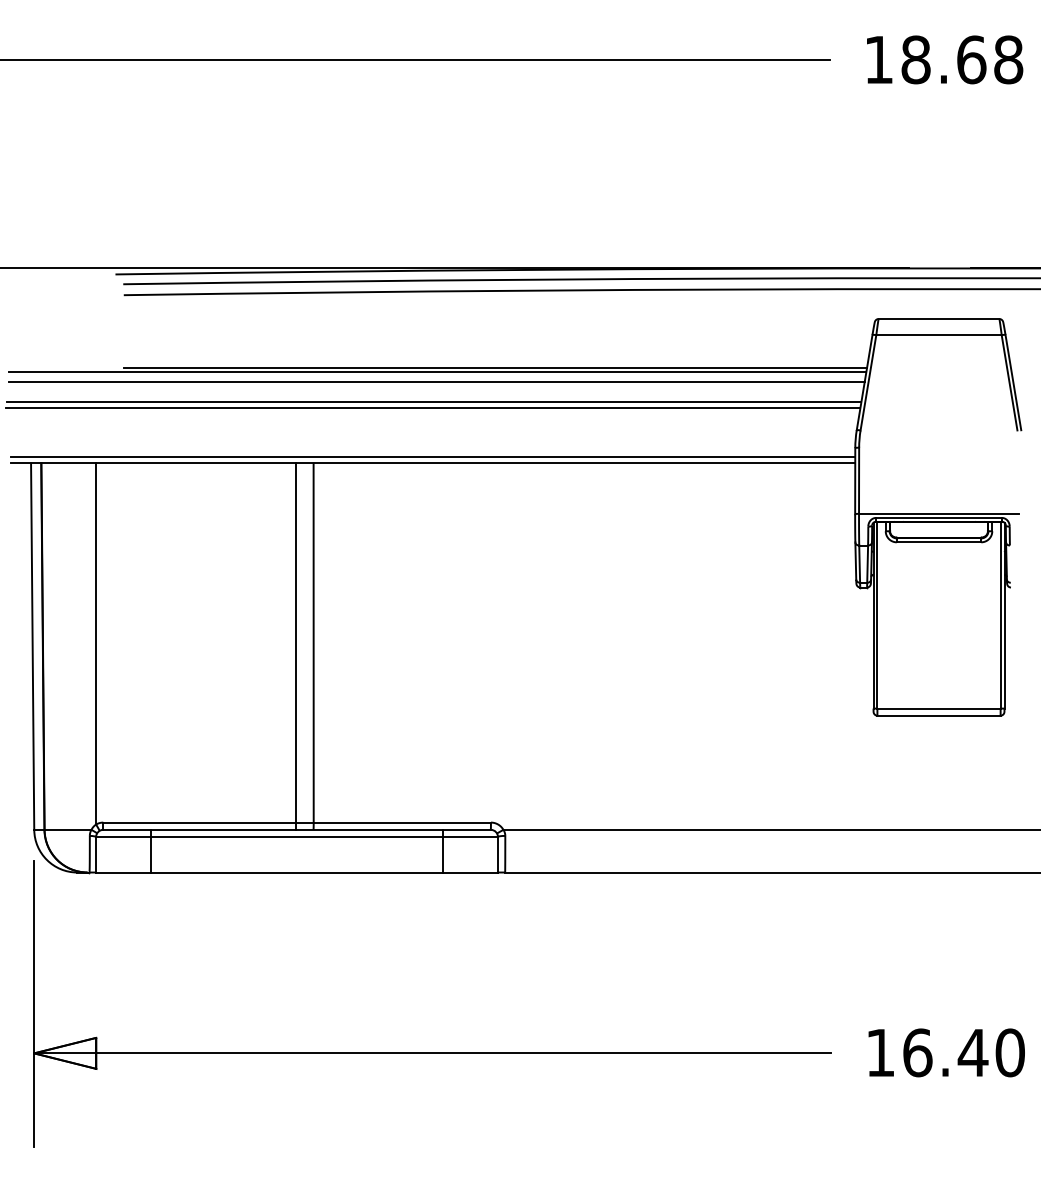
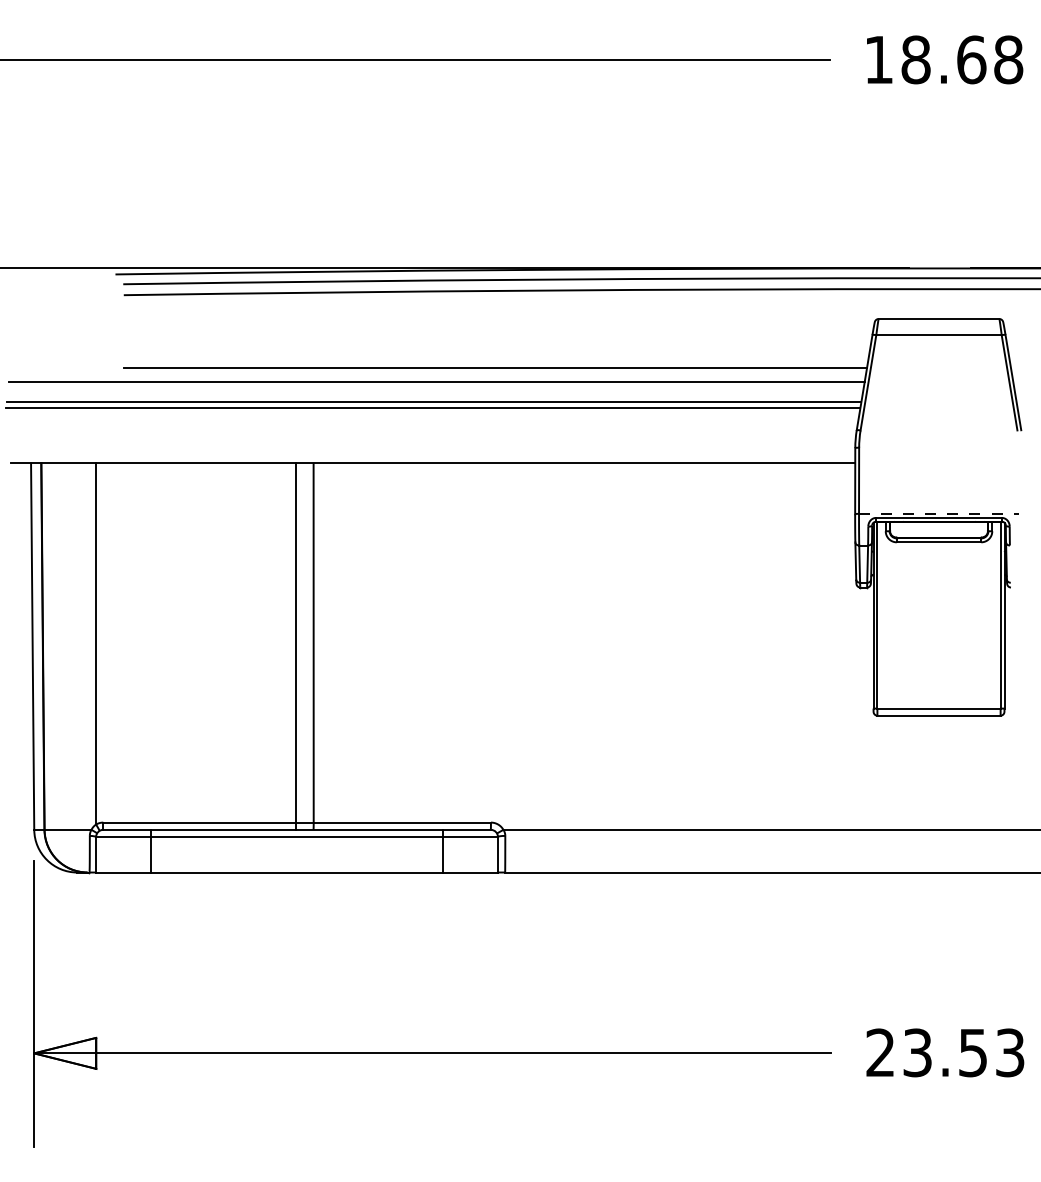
line: present -> none (437, 372)
line: present -> none (432, 456)
line: solid -> dashed (939, 513)
text: 16.40 -> 23.53 (945, 1052)
